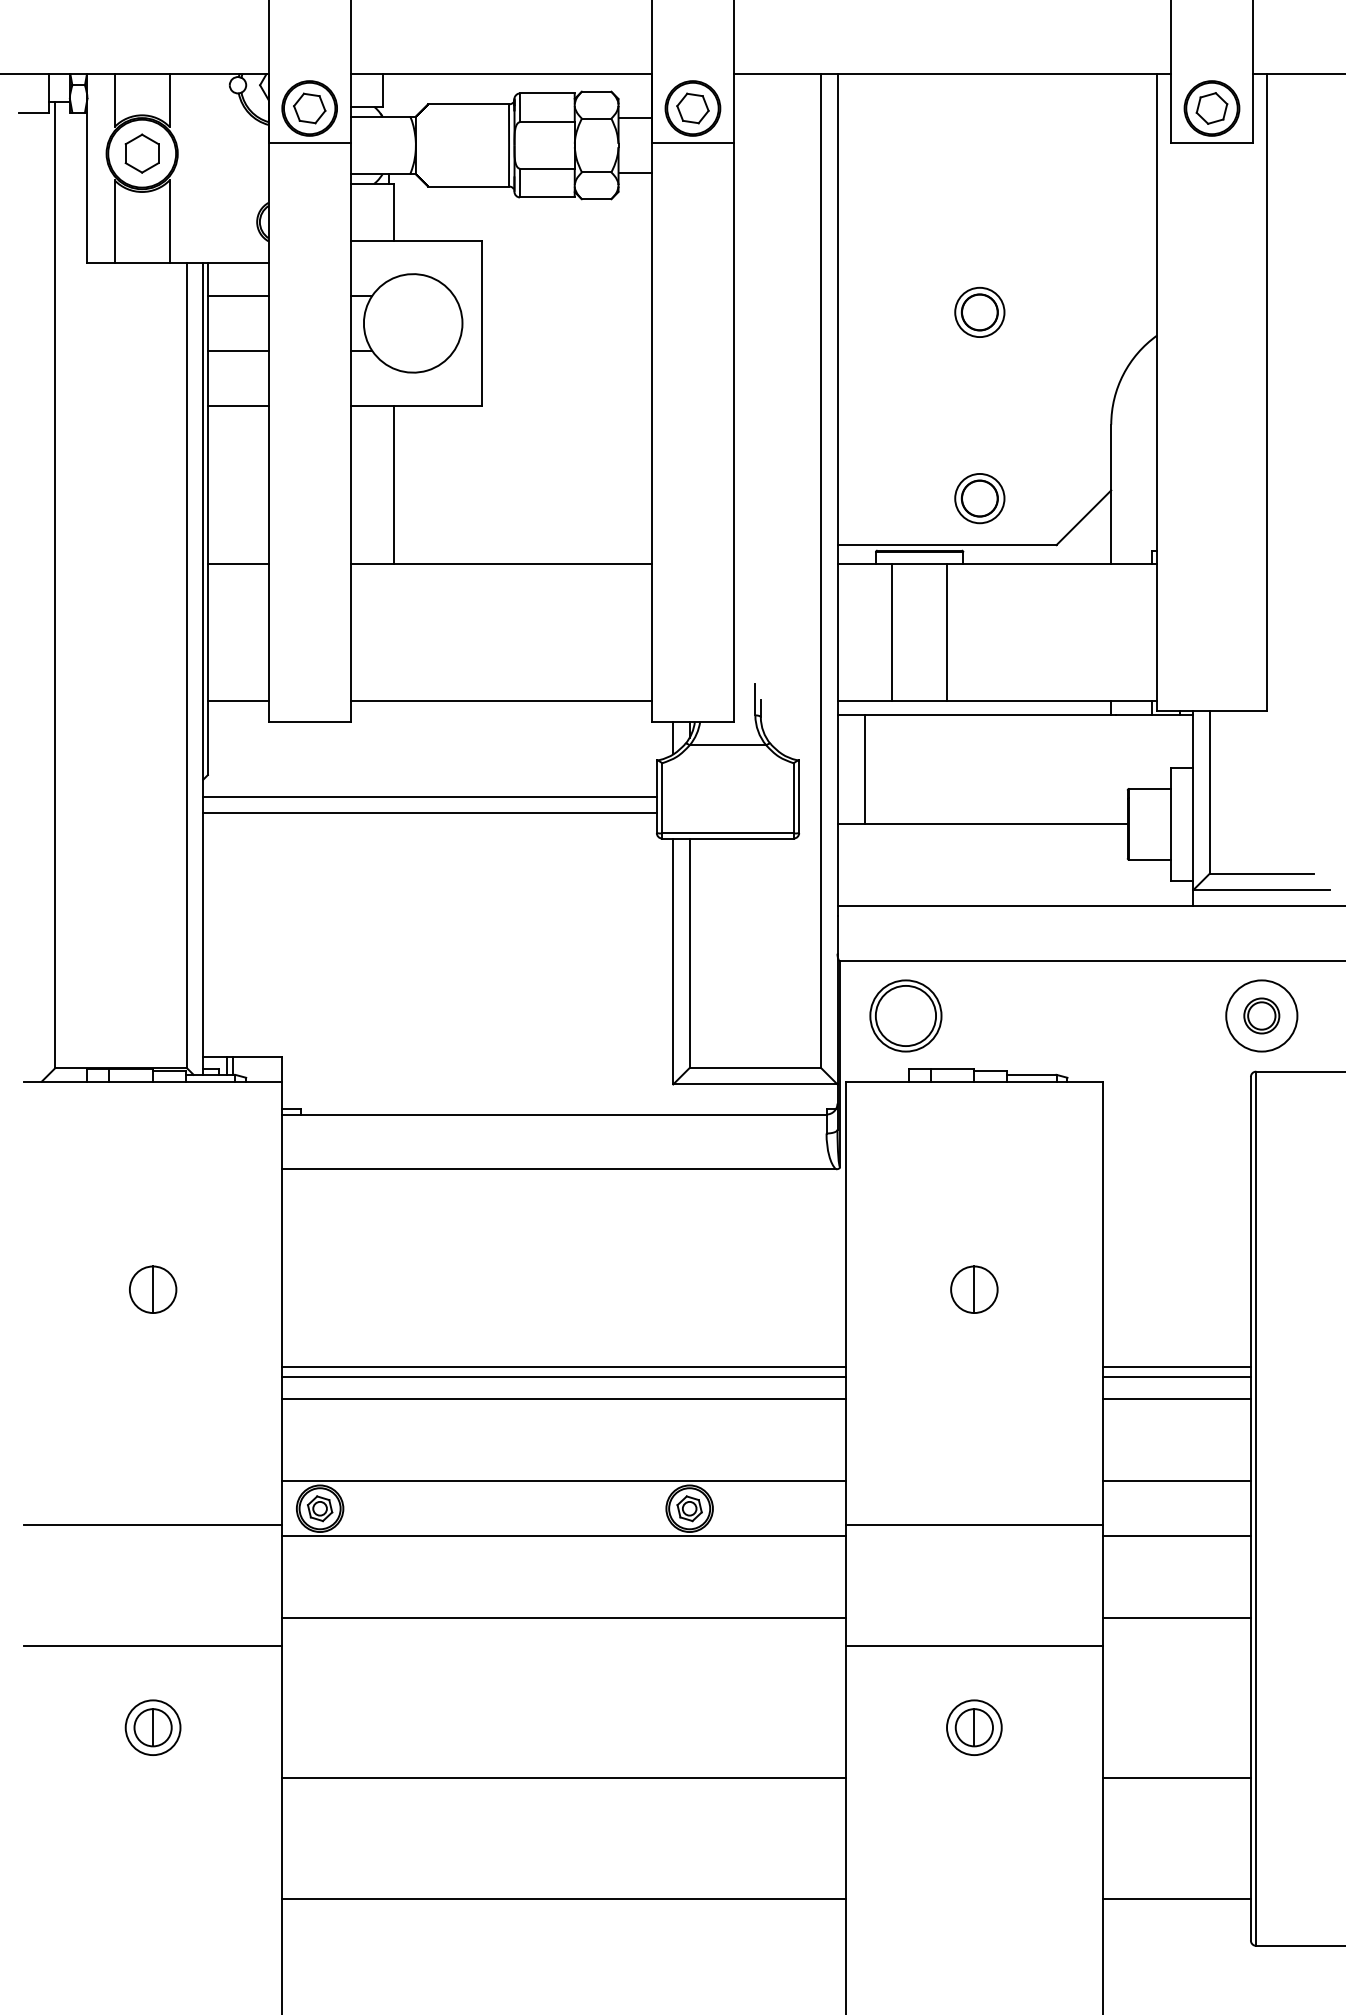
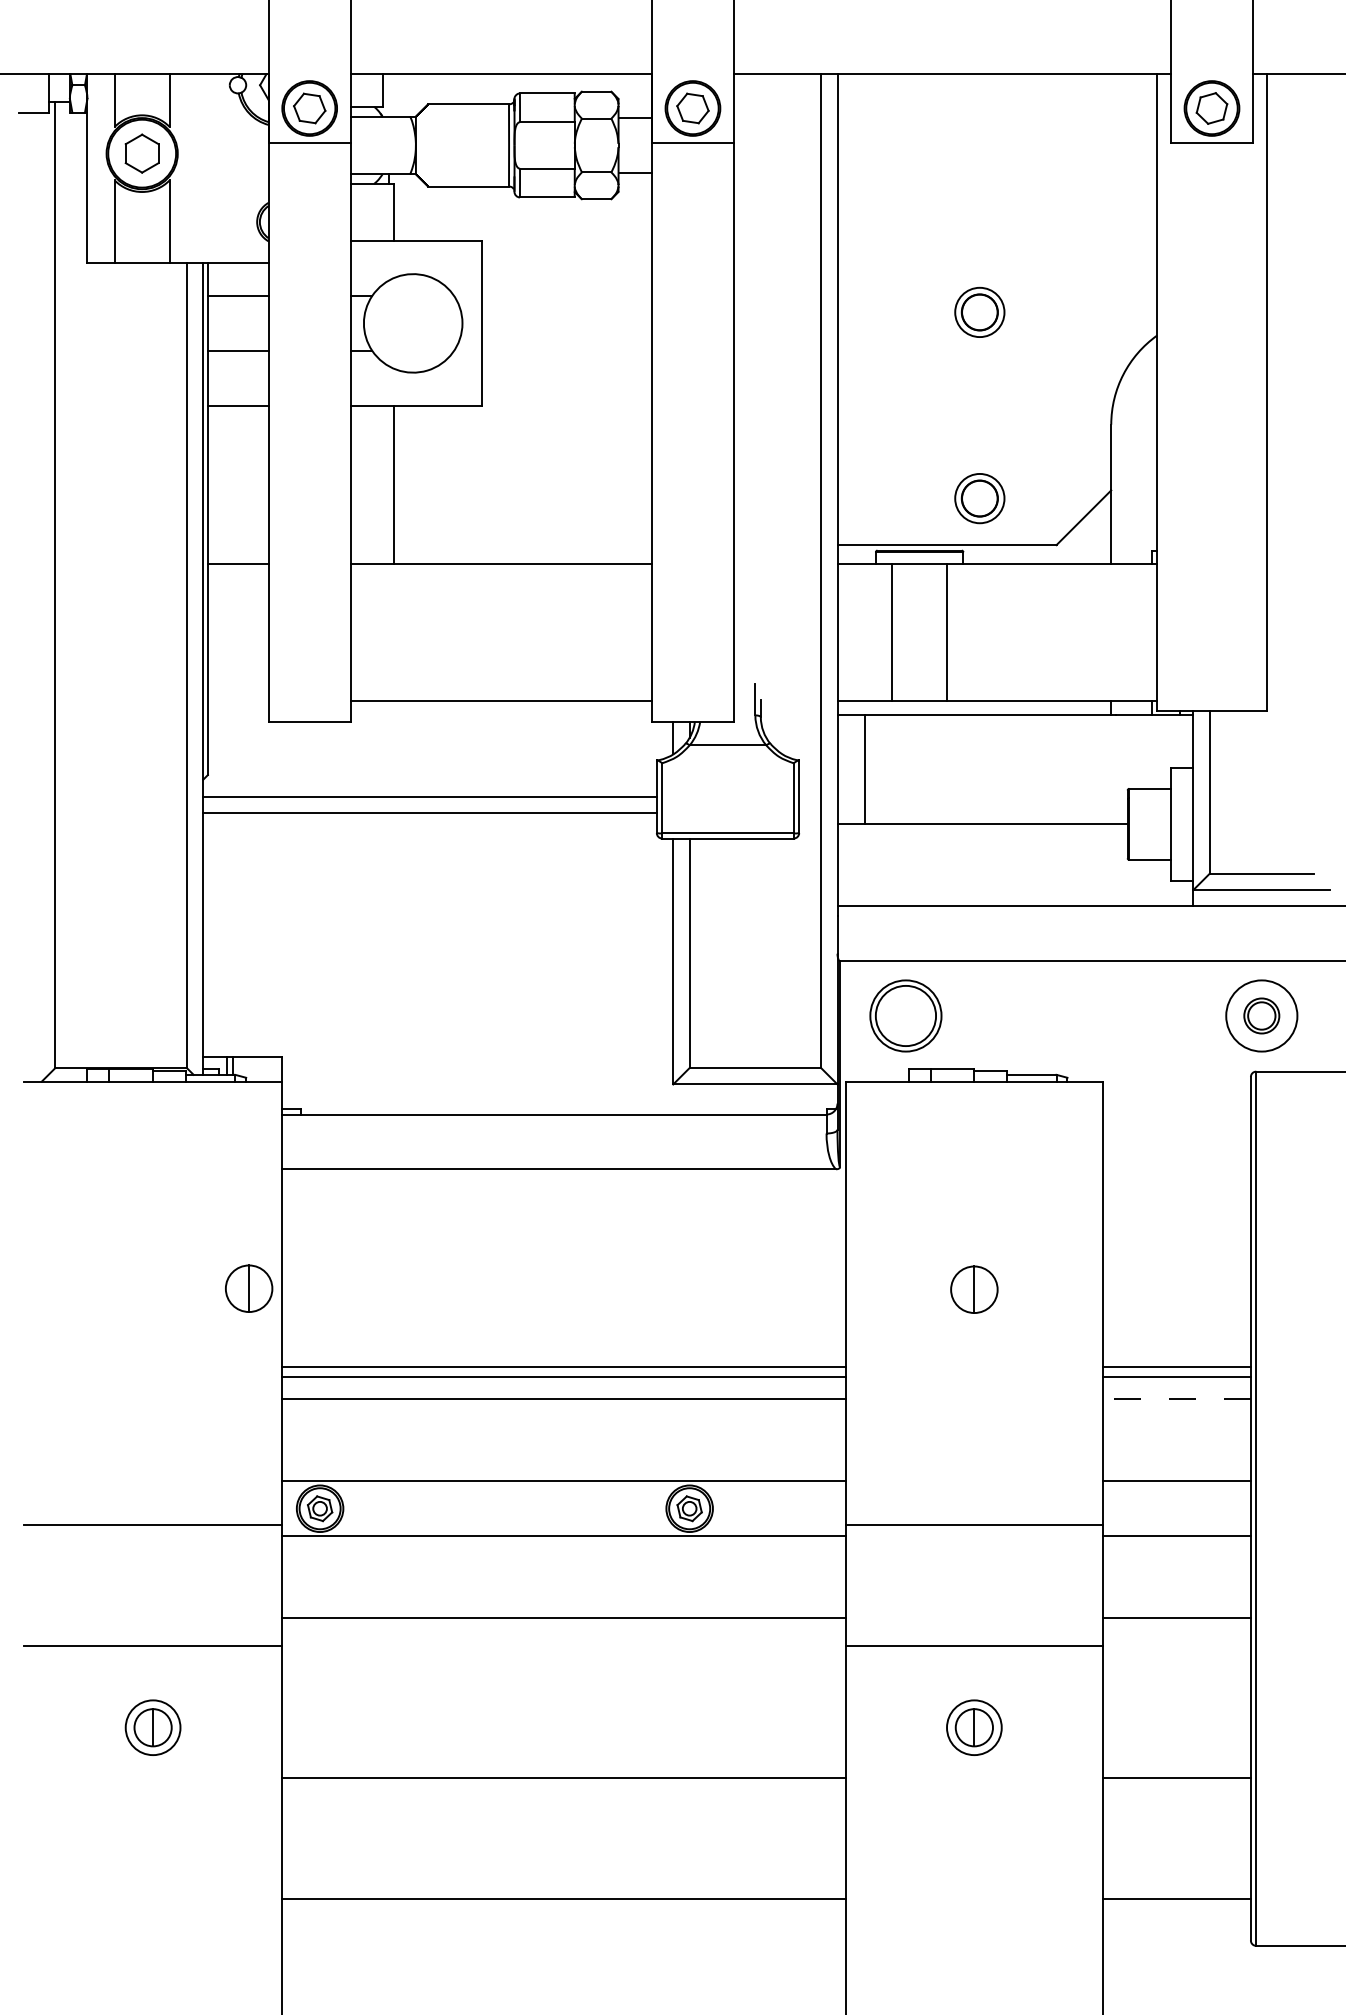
line: present -> none (237, 701)
part position: (153, 1289) -> (249, 1288) (249, 1288)
line: solid -> dashed (1176, 1399)
